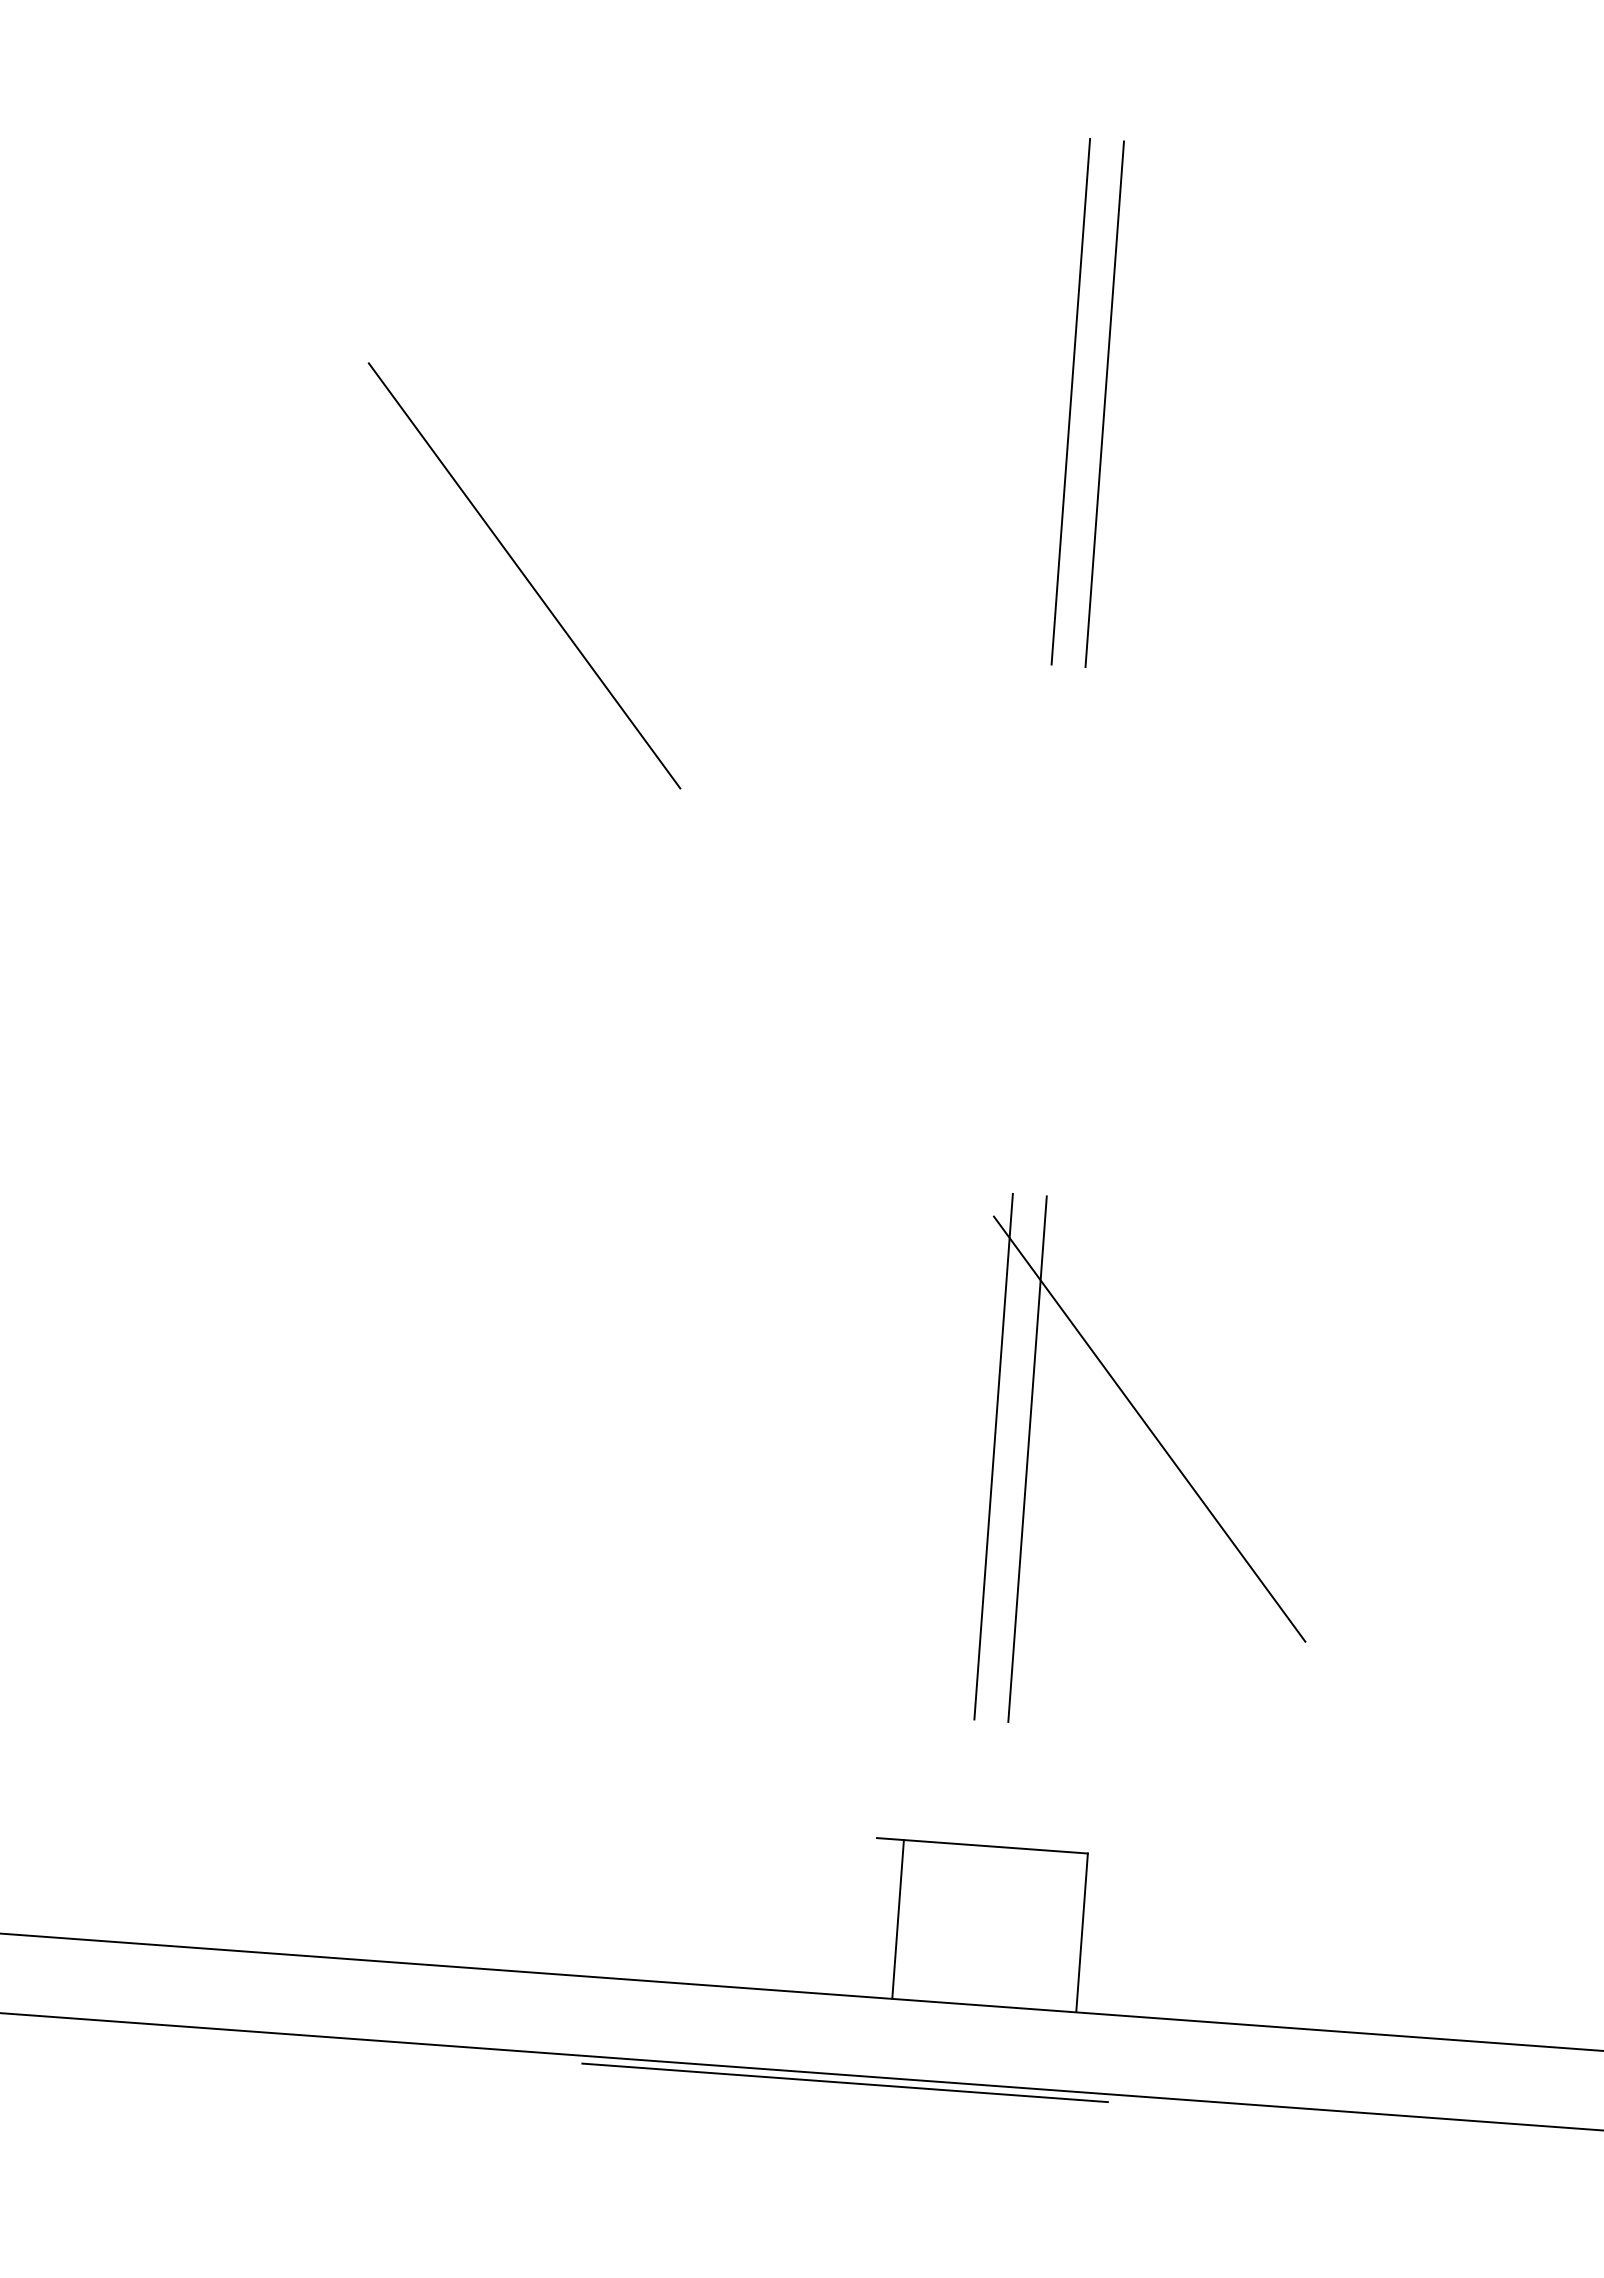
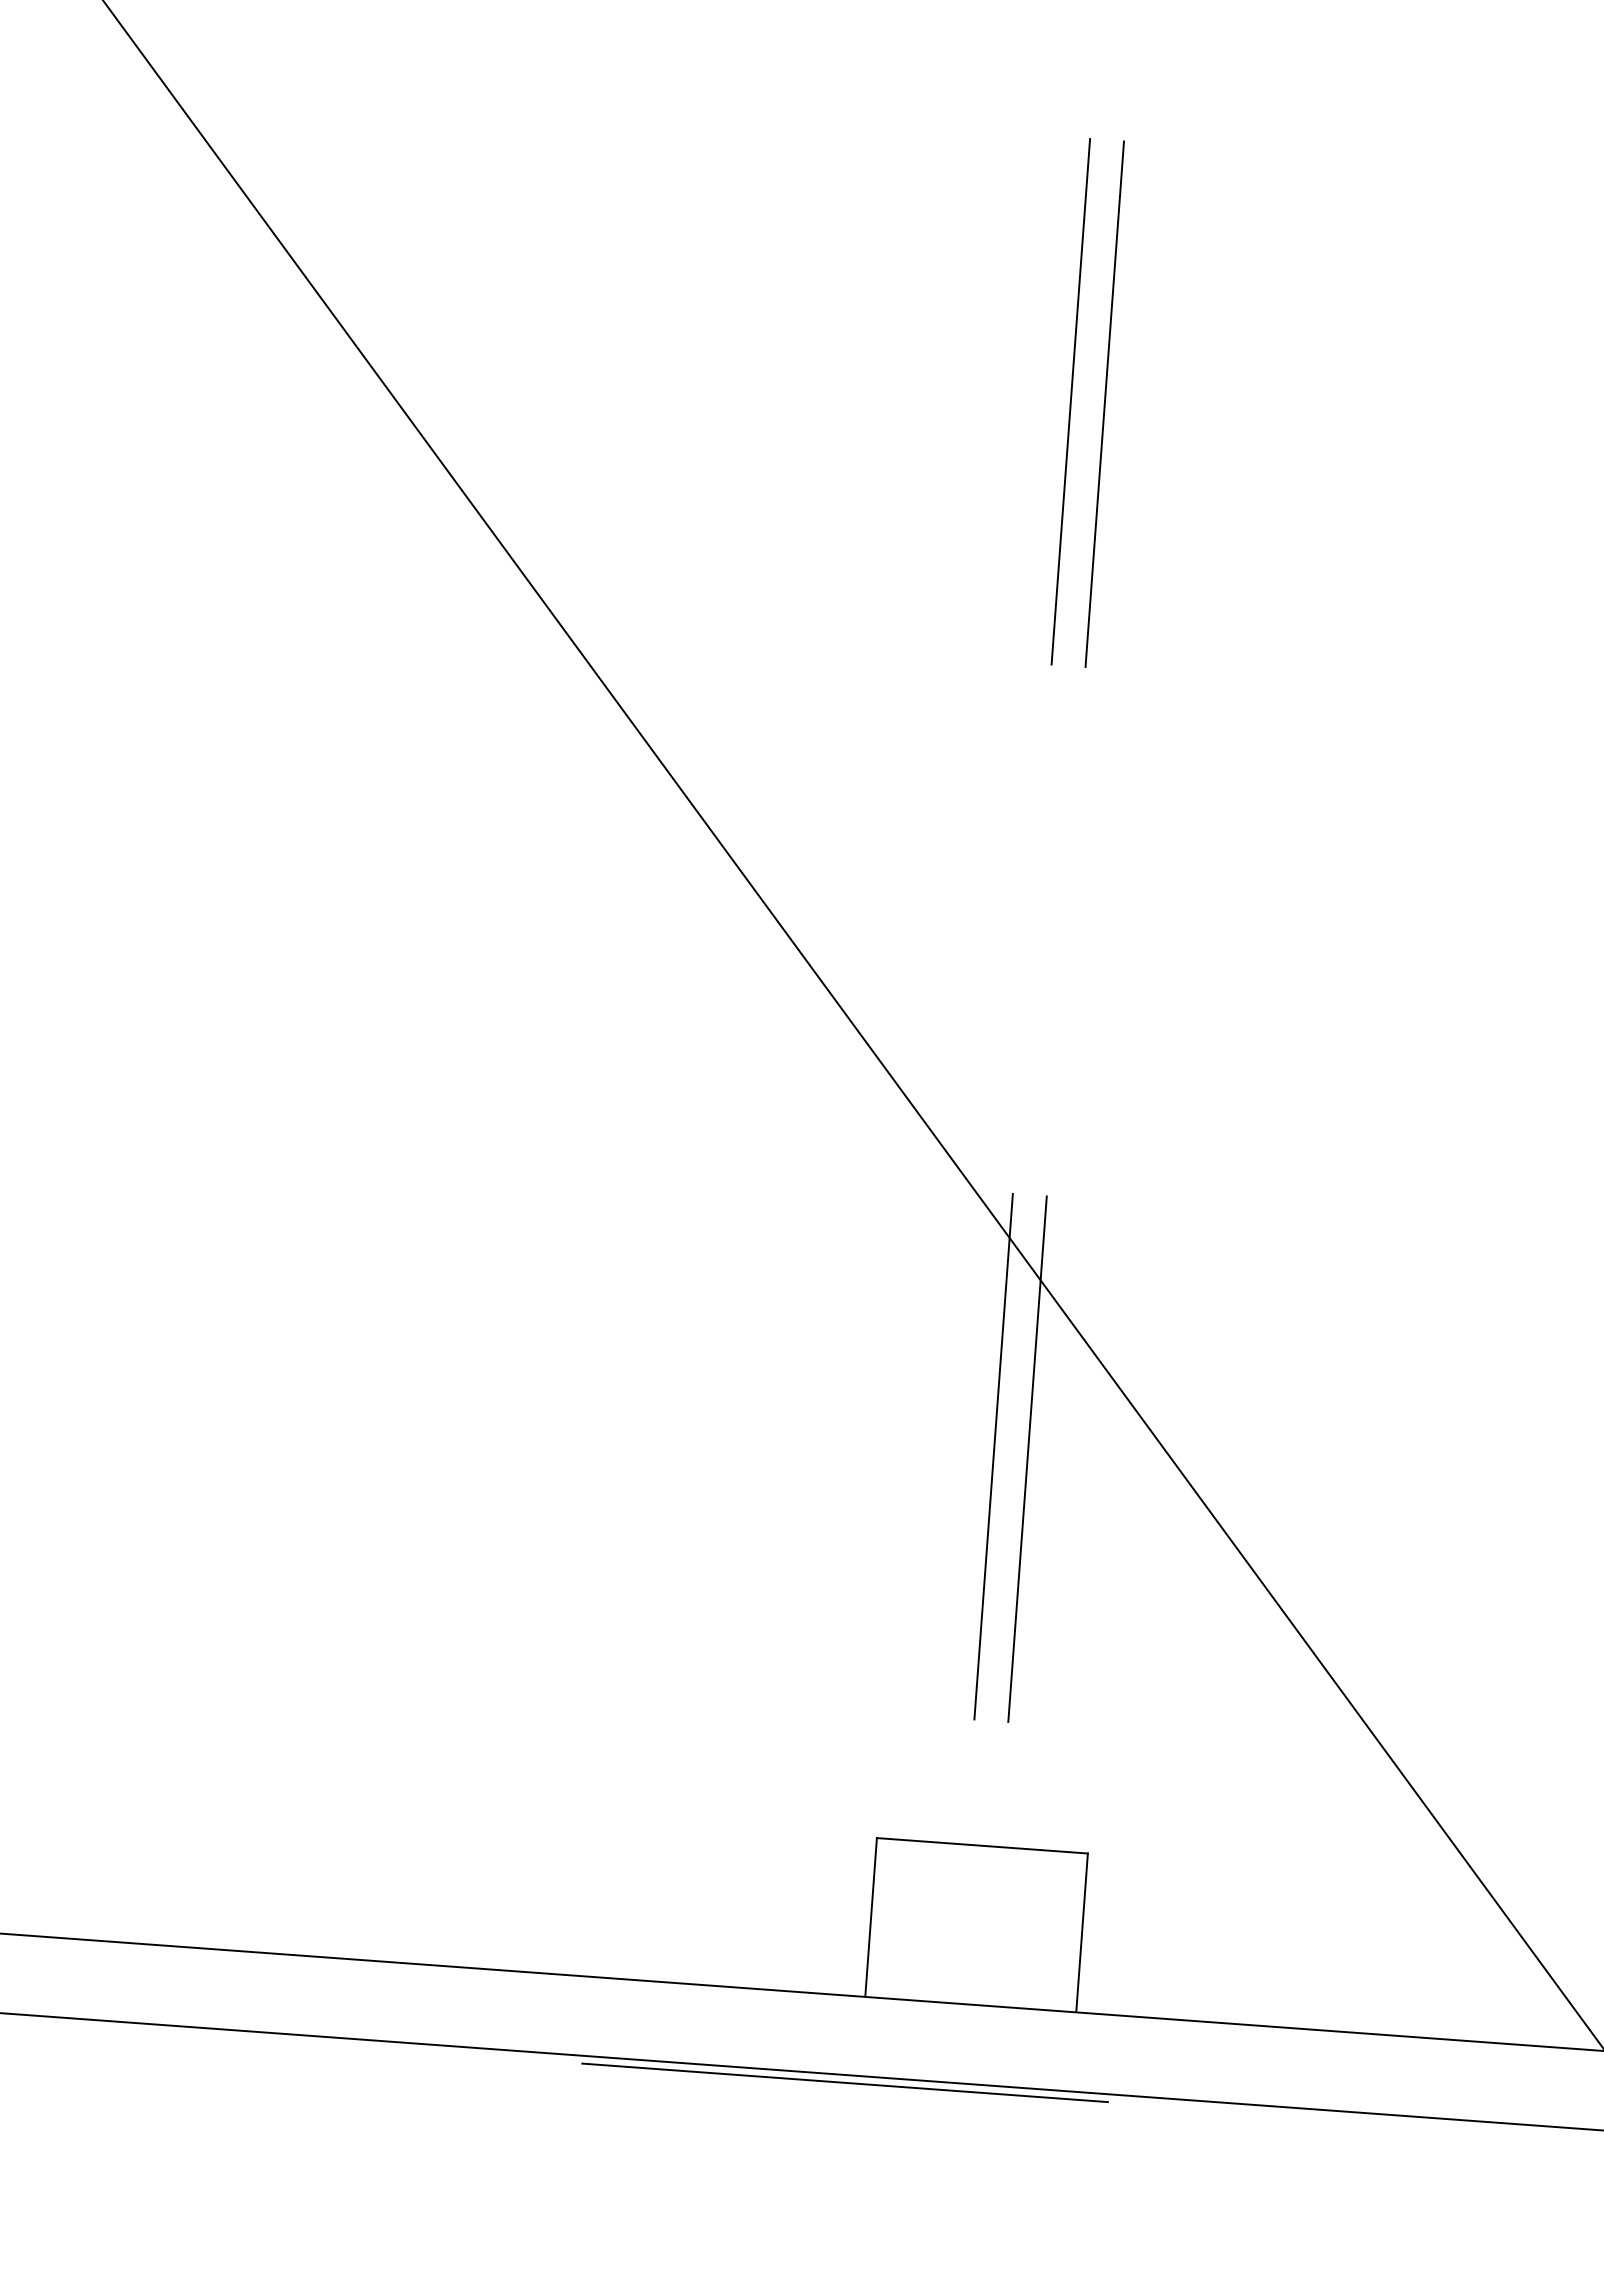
line: dashed -> solid (853, 1024)
line position: (897, 1919) -> (870, 1917) (870, 1917)
